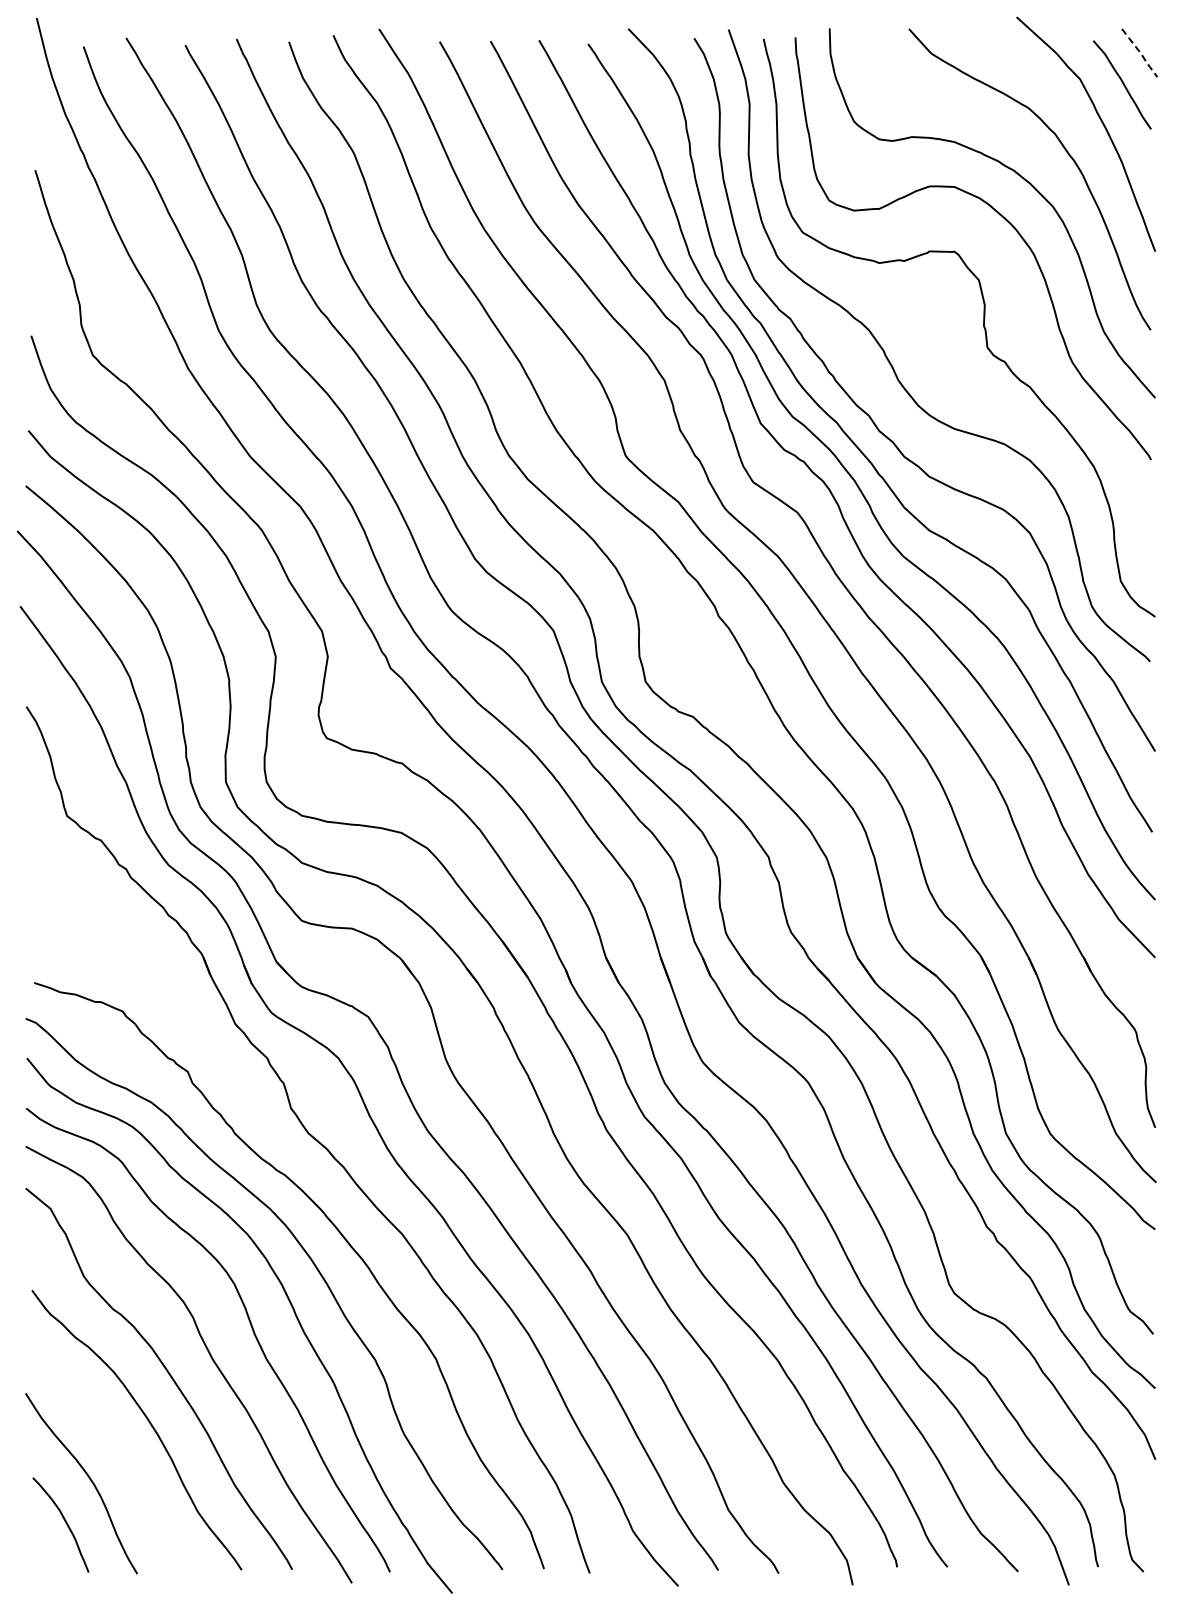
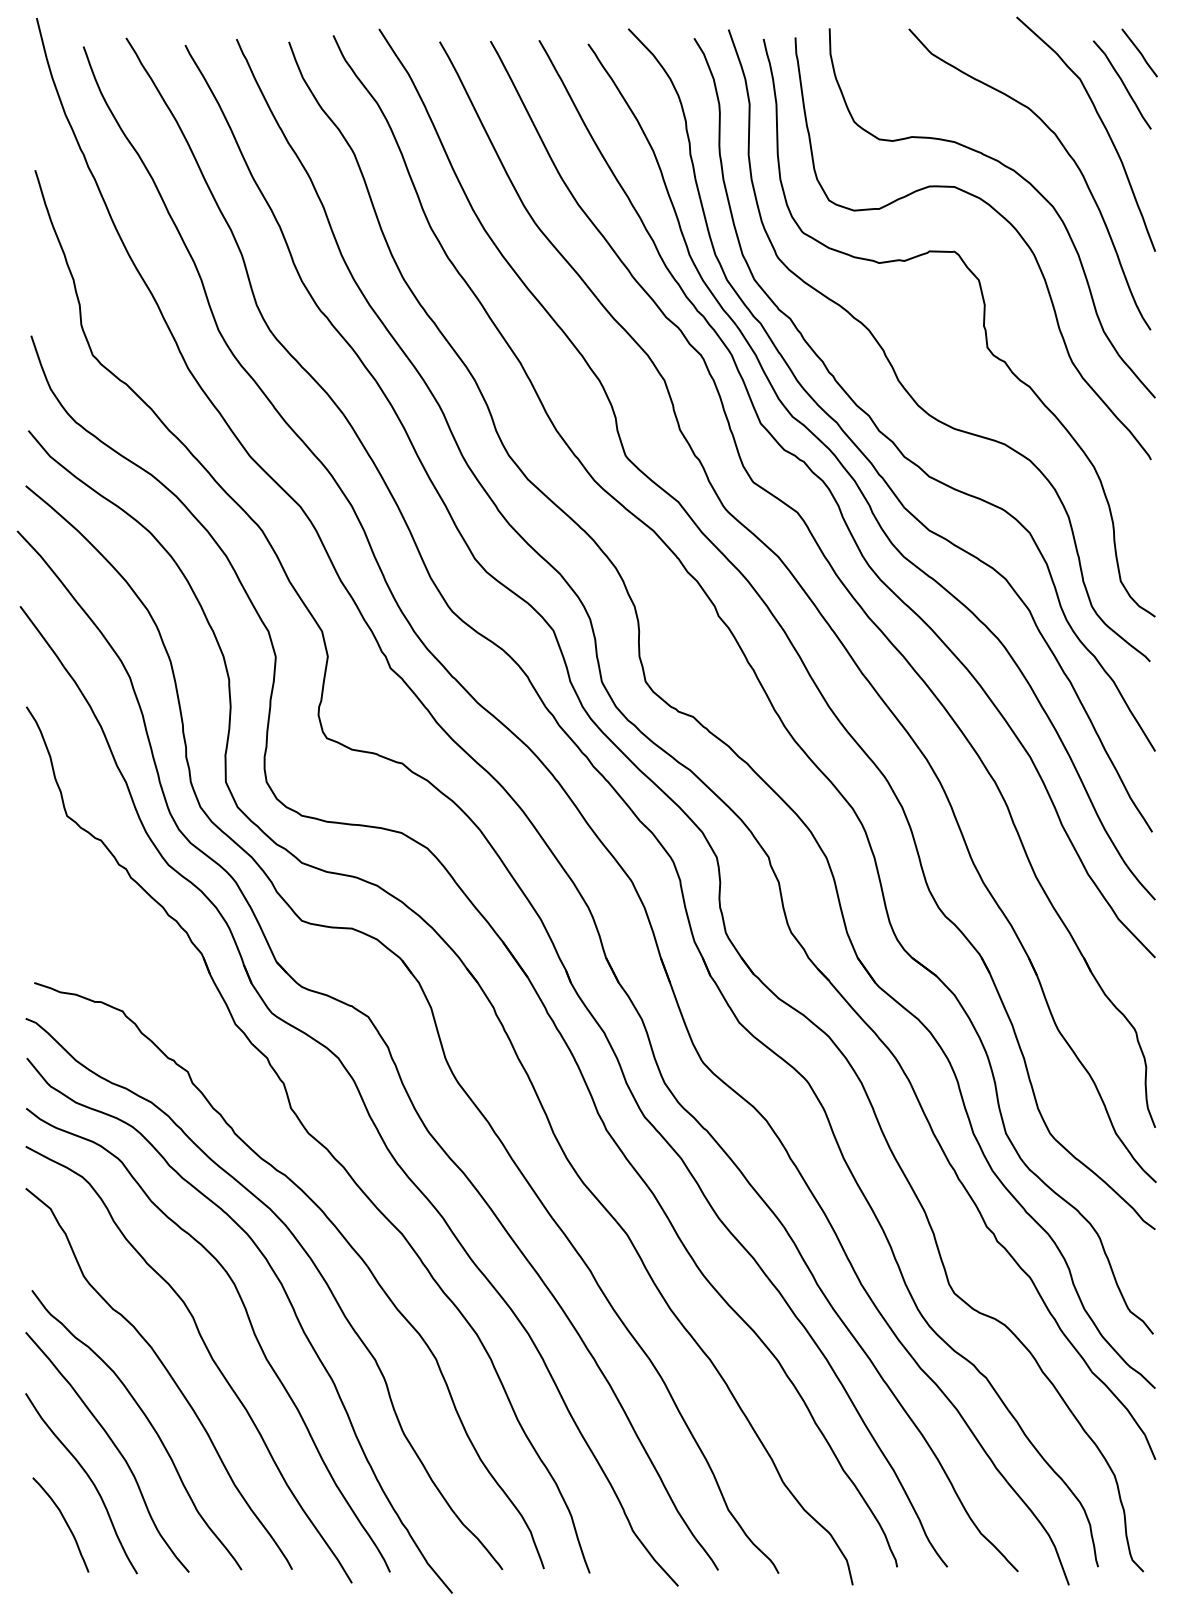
line: dashed -> solid (1141, 54)
curve: none -> present (114, 1446)
